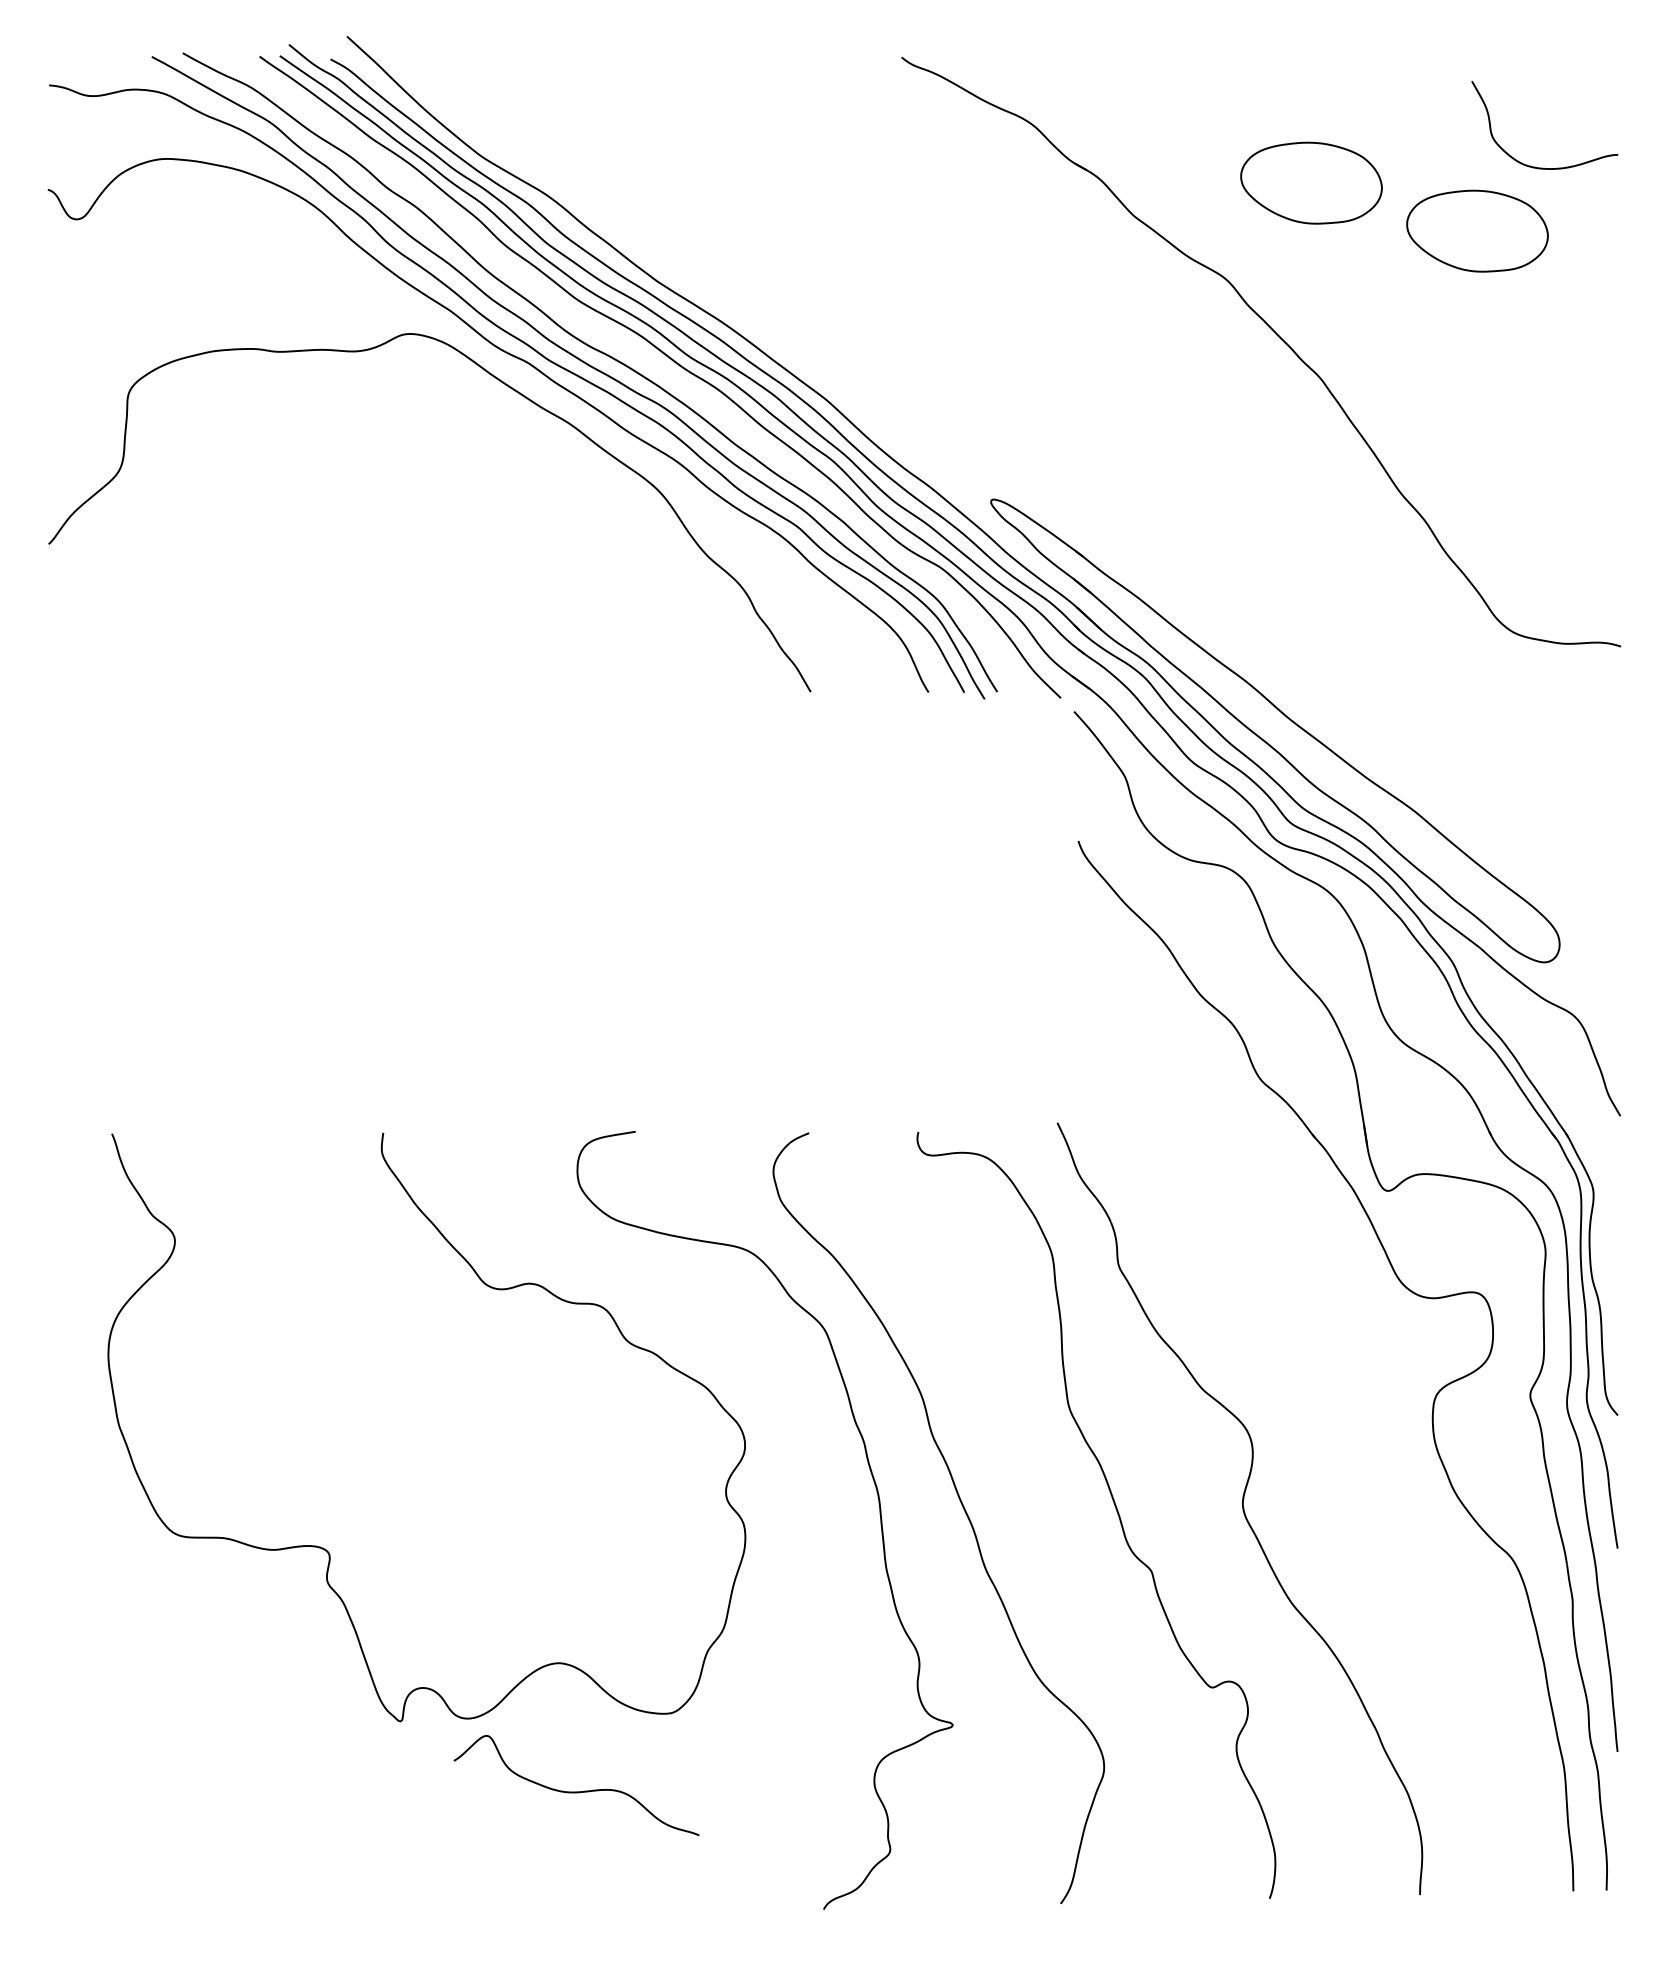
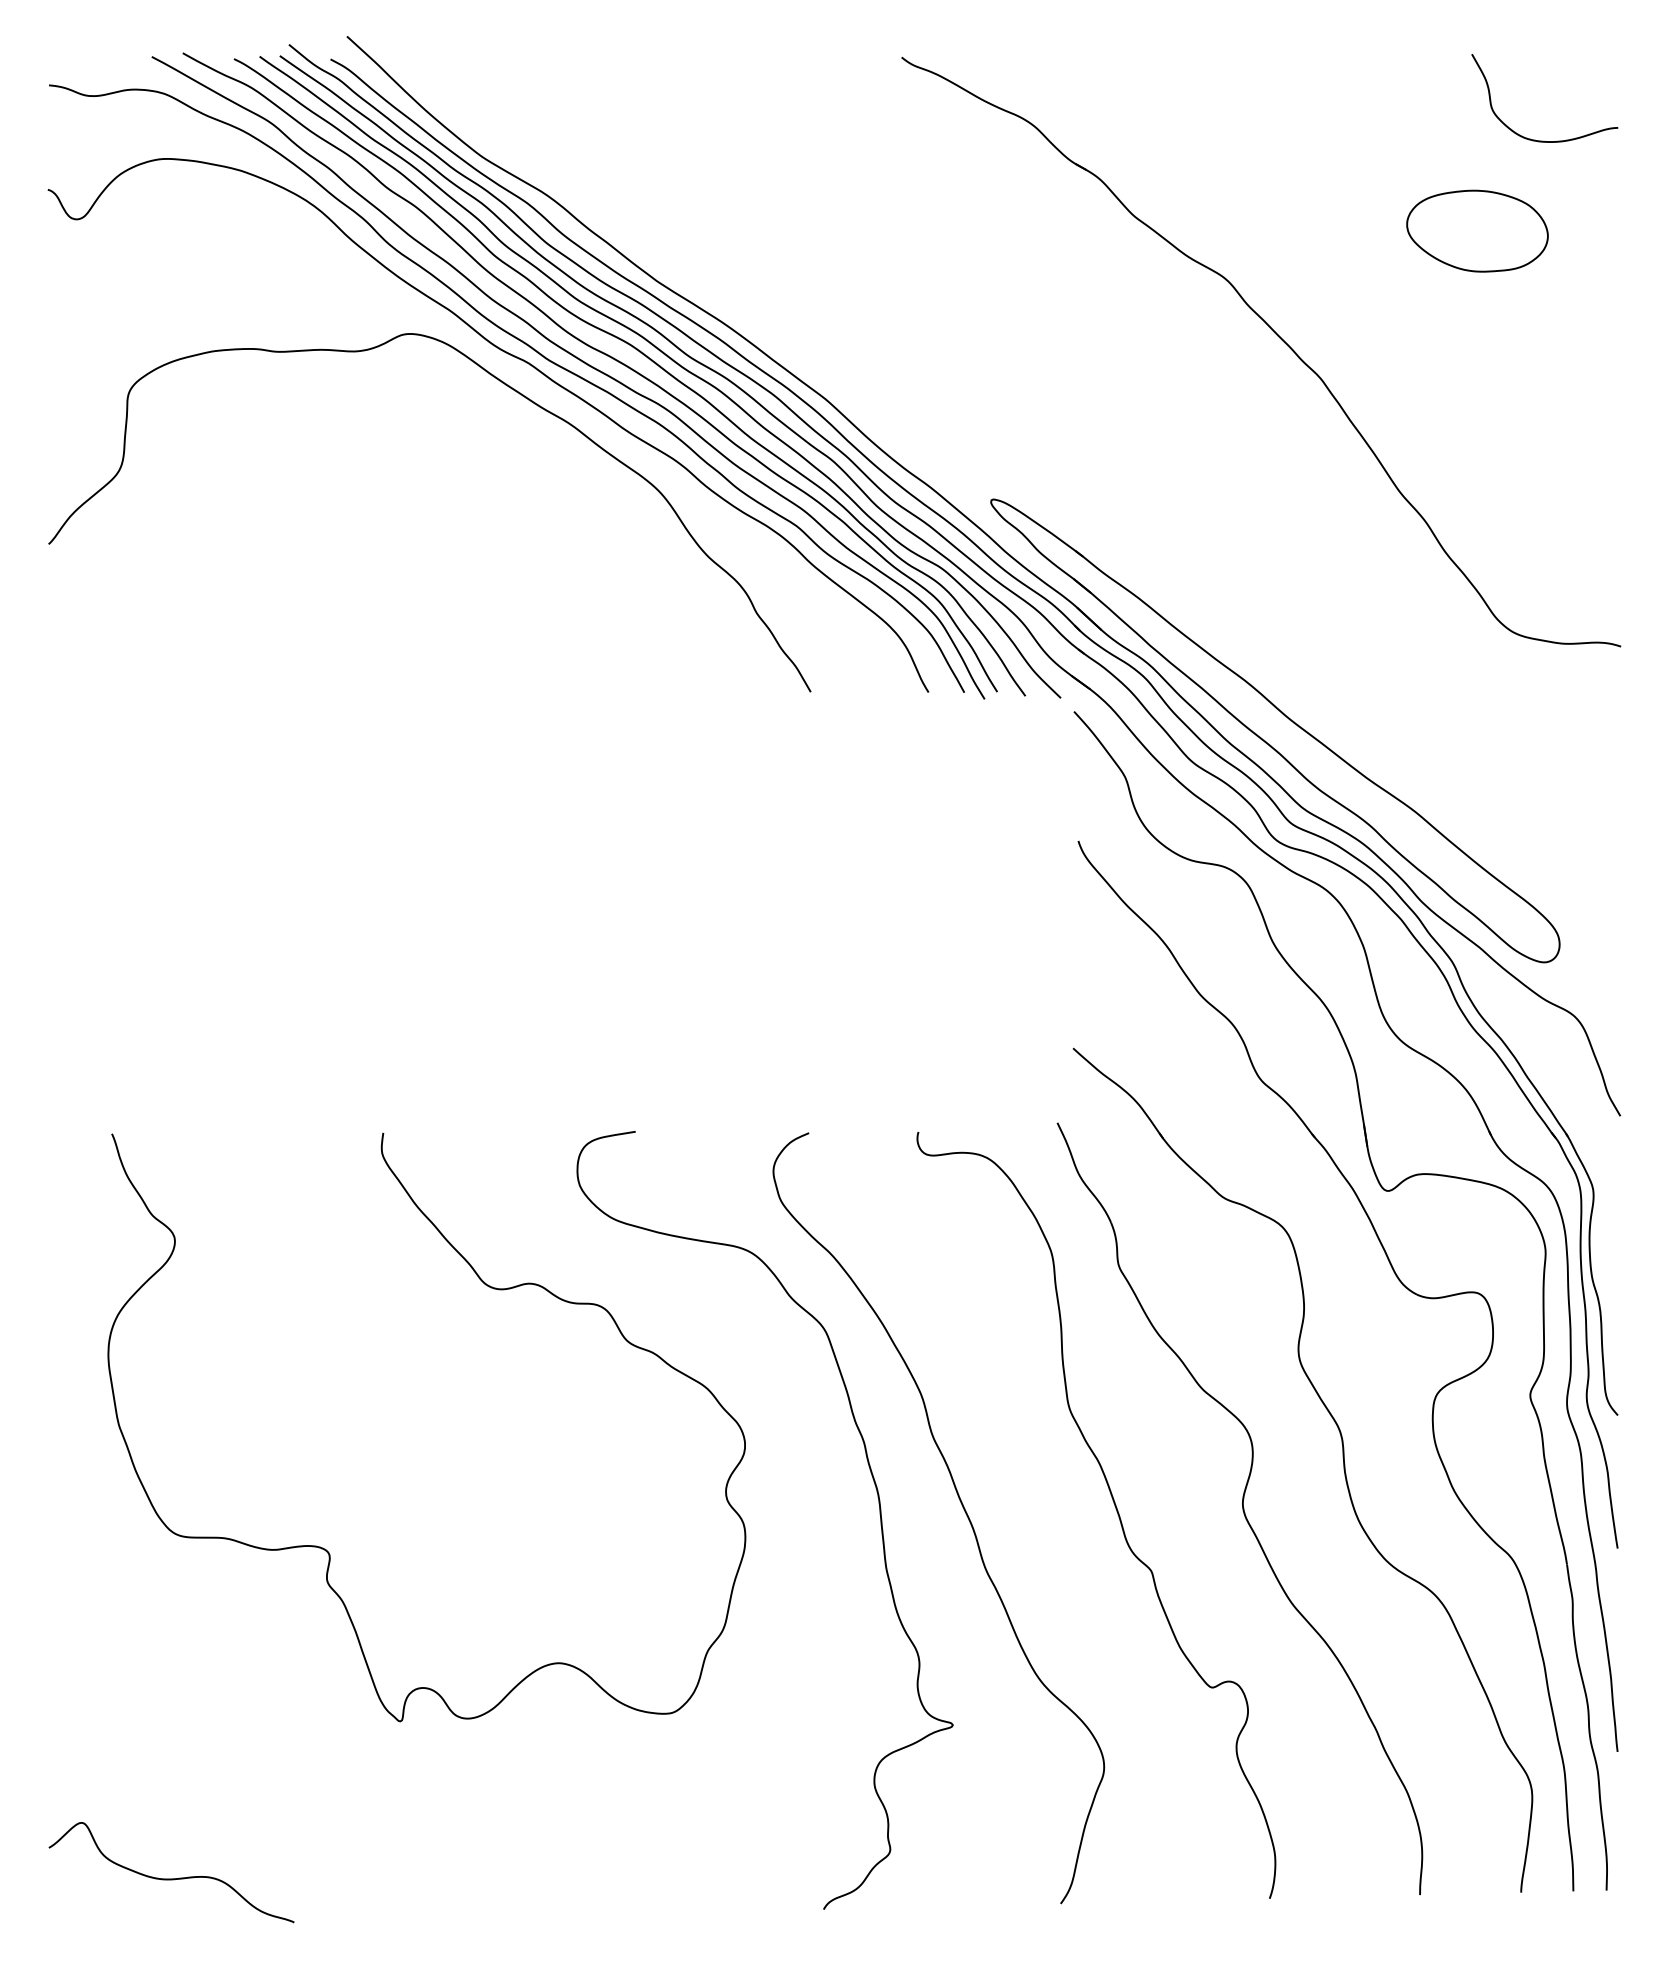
curve position: (1535, 166) -> (1535, 139) (1535, 139)
part: present -> none (1311, 182)
curve: none -> present (643, 355)
part: none -> present (1343, 1469)
curve position: (576, 1791) -> (171, 1878) (171, 1878)
